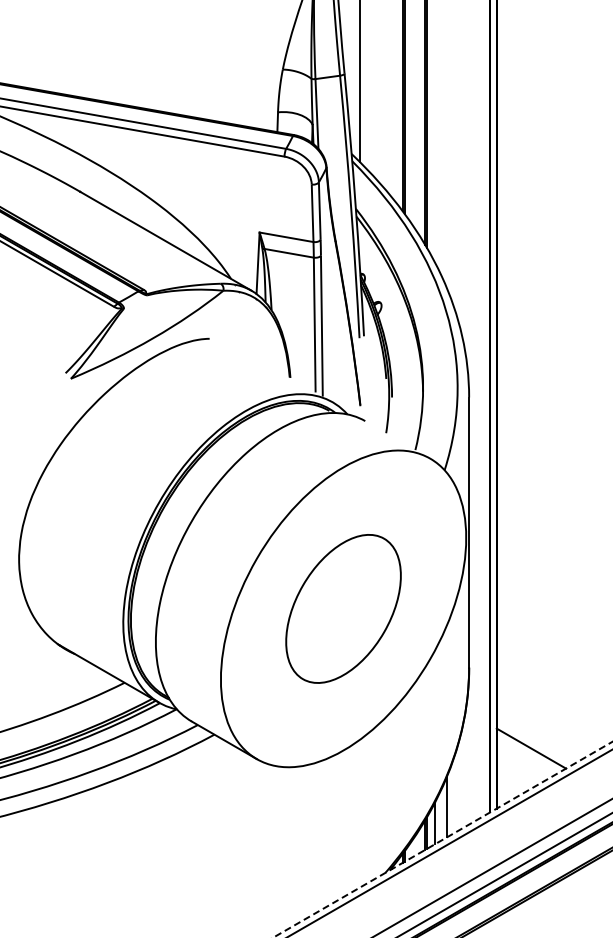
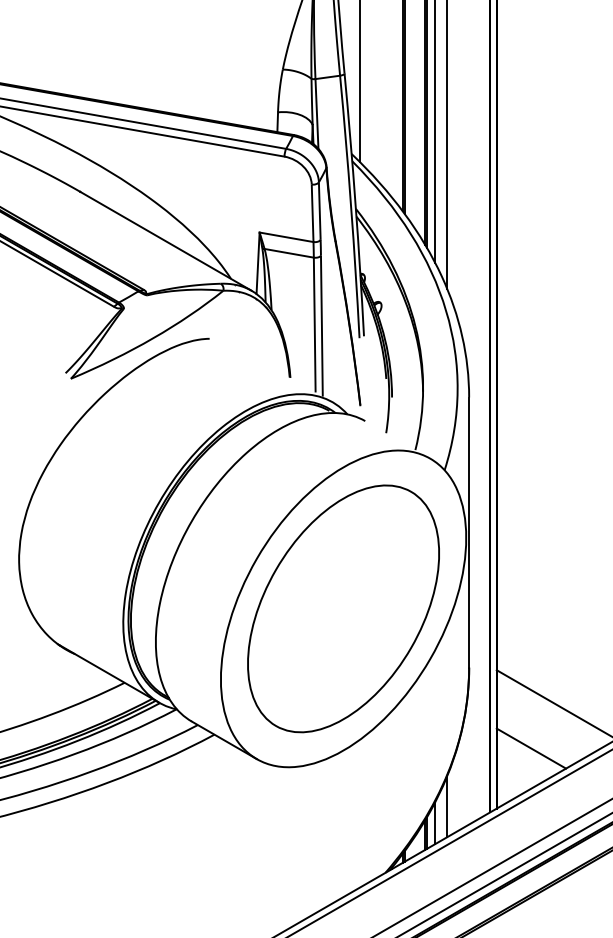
line: none -> present (435, 132)
line: none -> present (447, 145)
part size: 117x150 px -> 193x250 px (343, 608)
line: none -> present (552, 702)
line: dashed -> solid (442, 839)
